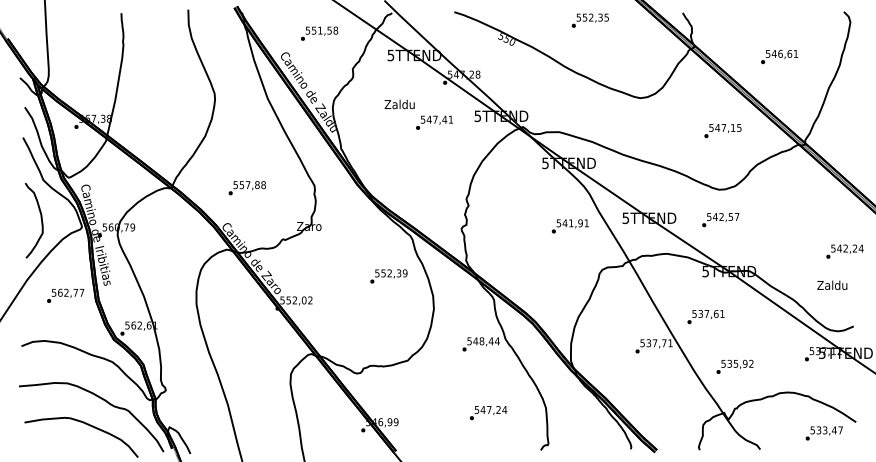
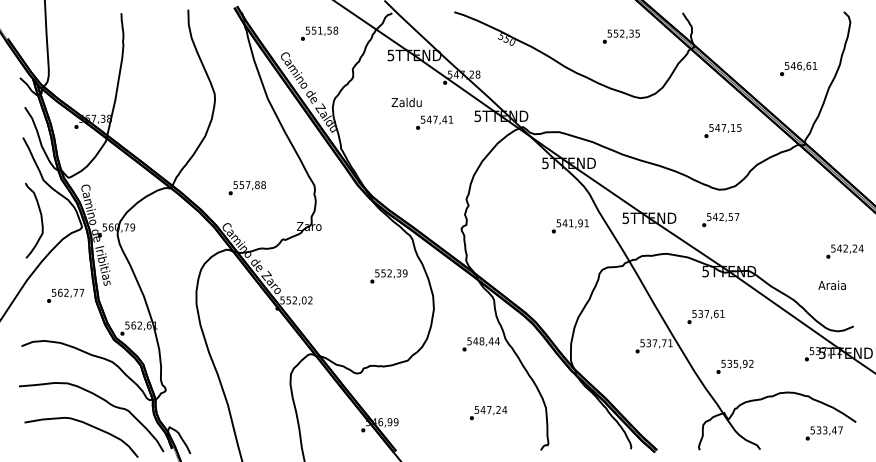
text position: (589, 20) -> (620, 36) (620, 36)
text position: (779, 57) -> (798, 69) (798, 69)
text position: (399, 104) -> (406, 102) (406, 102)
text: Zaldu -> Araia (832, 284)
